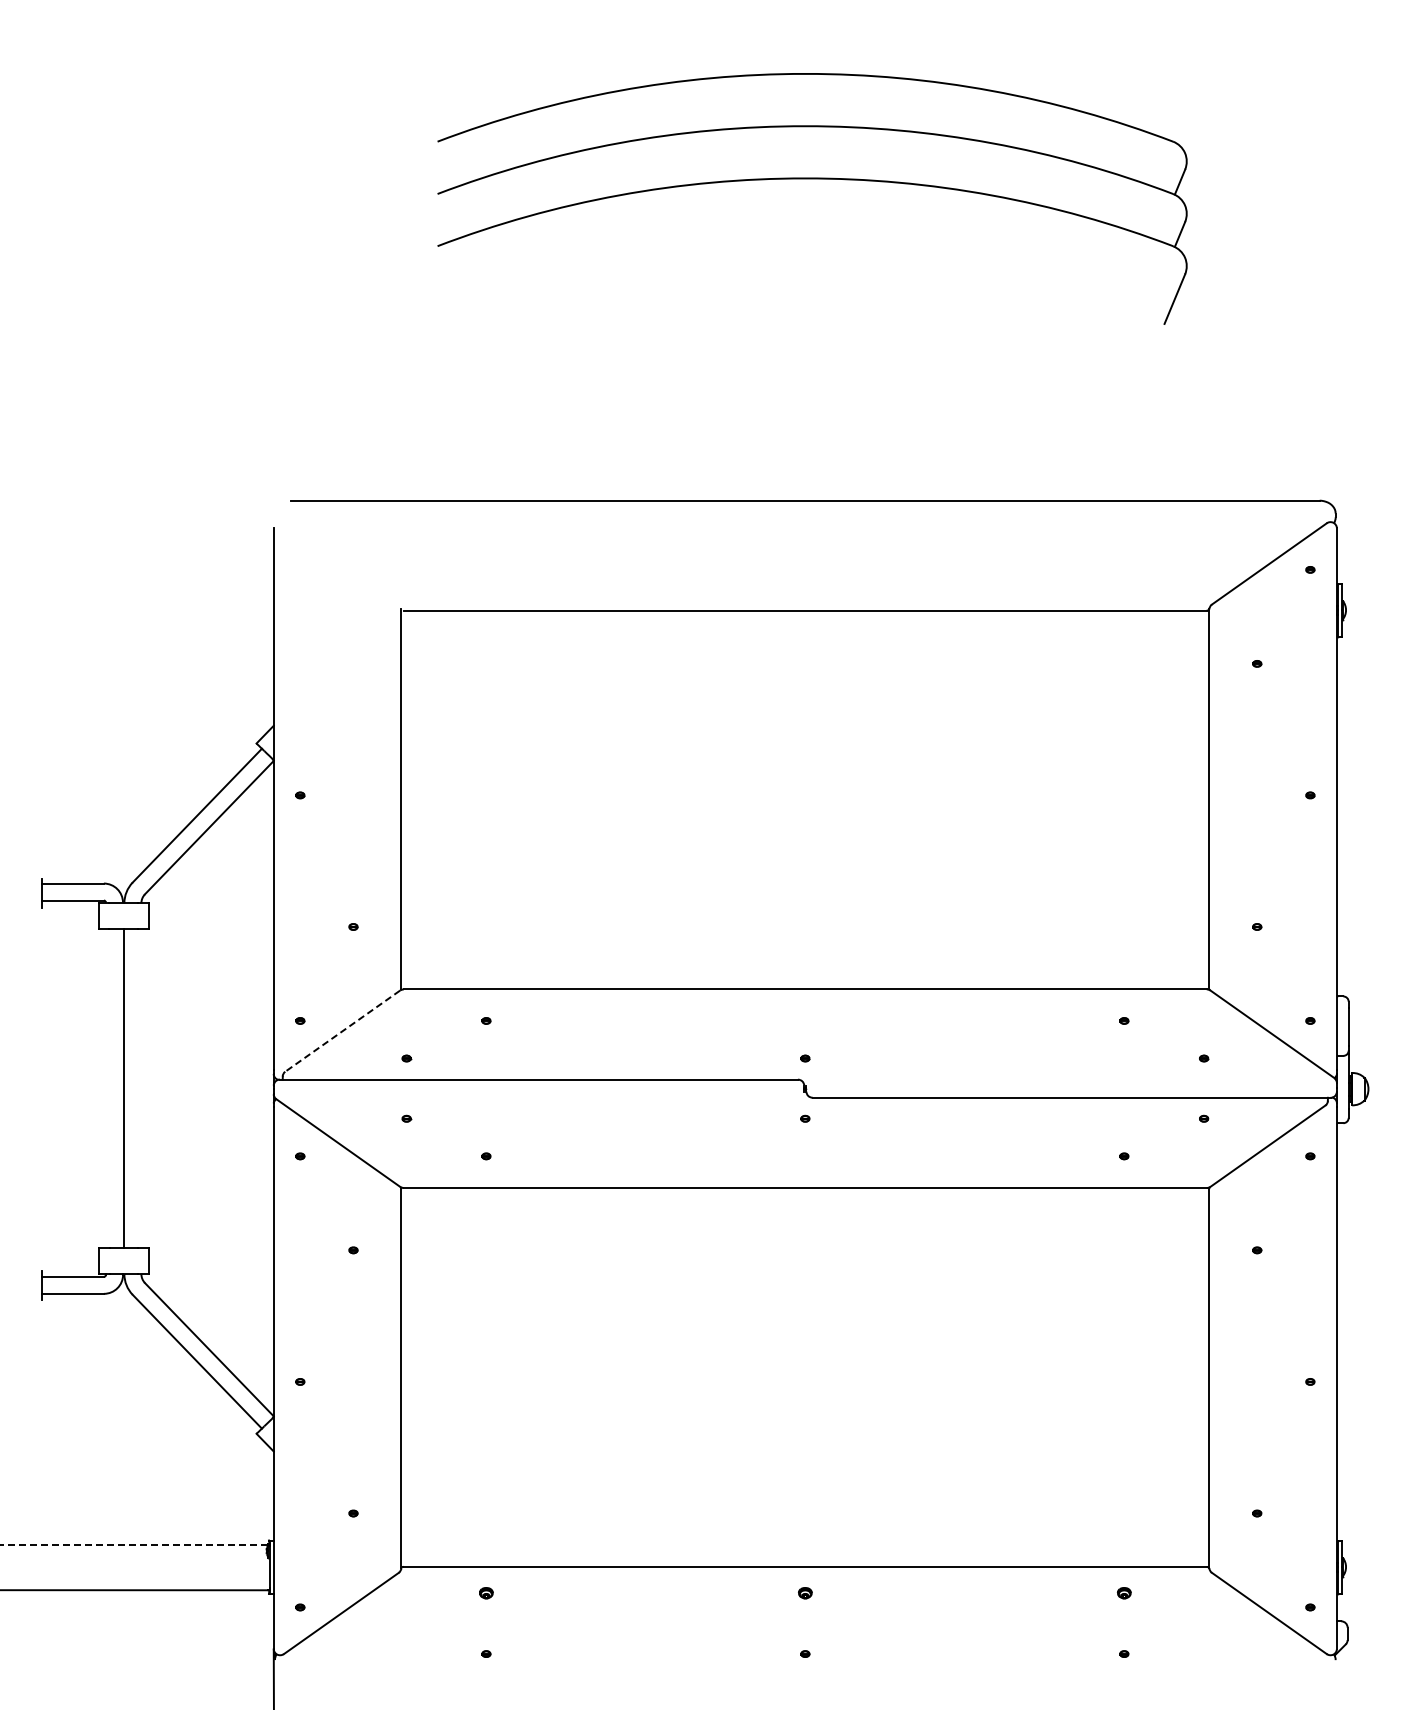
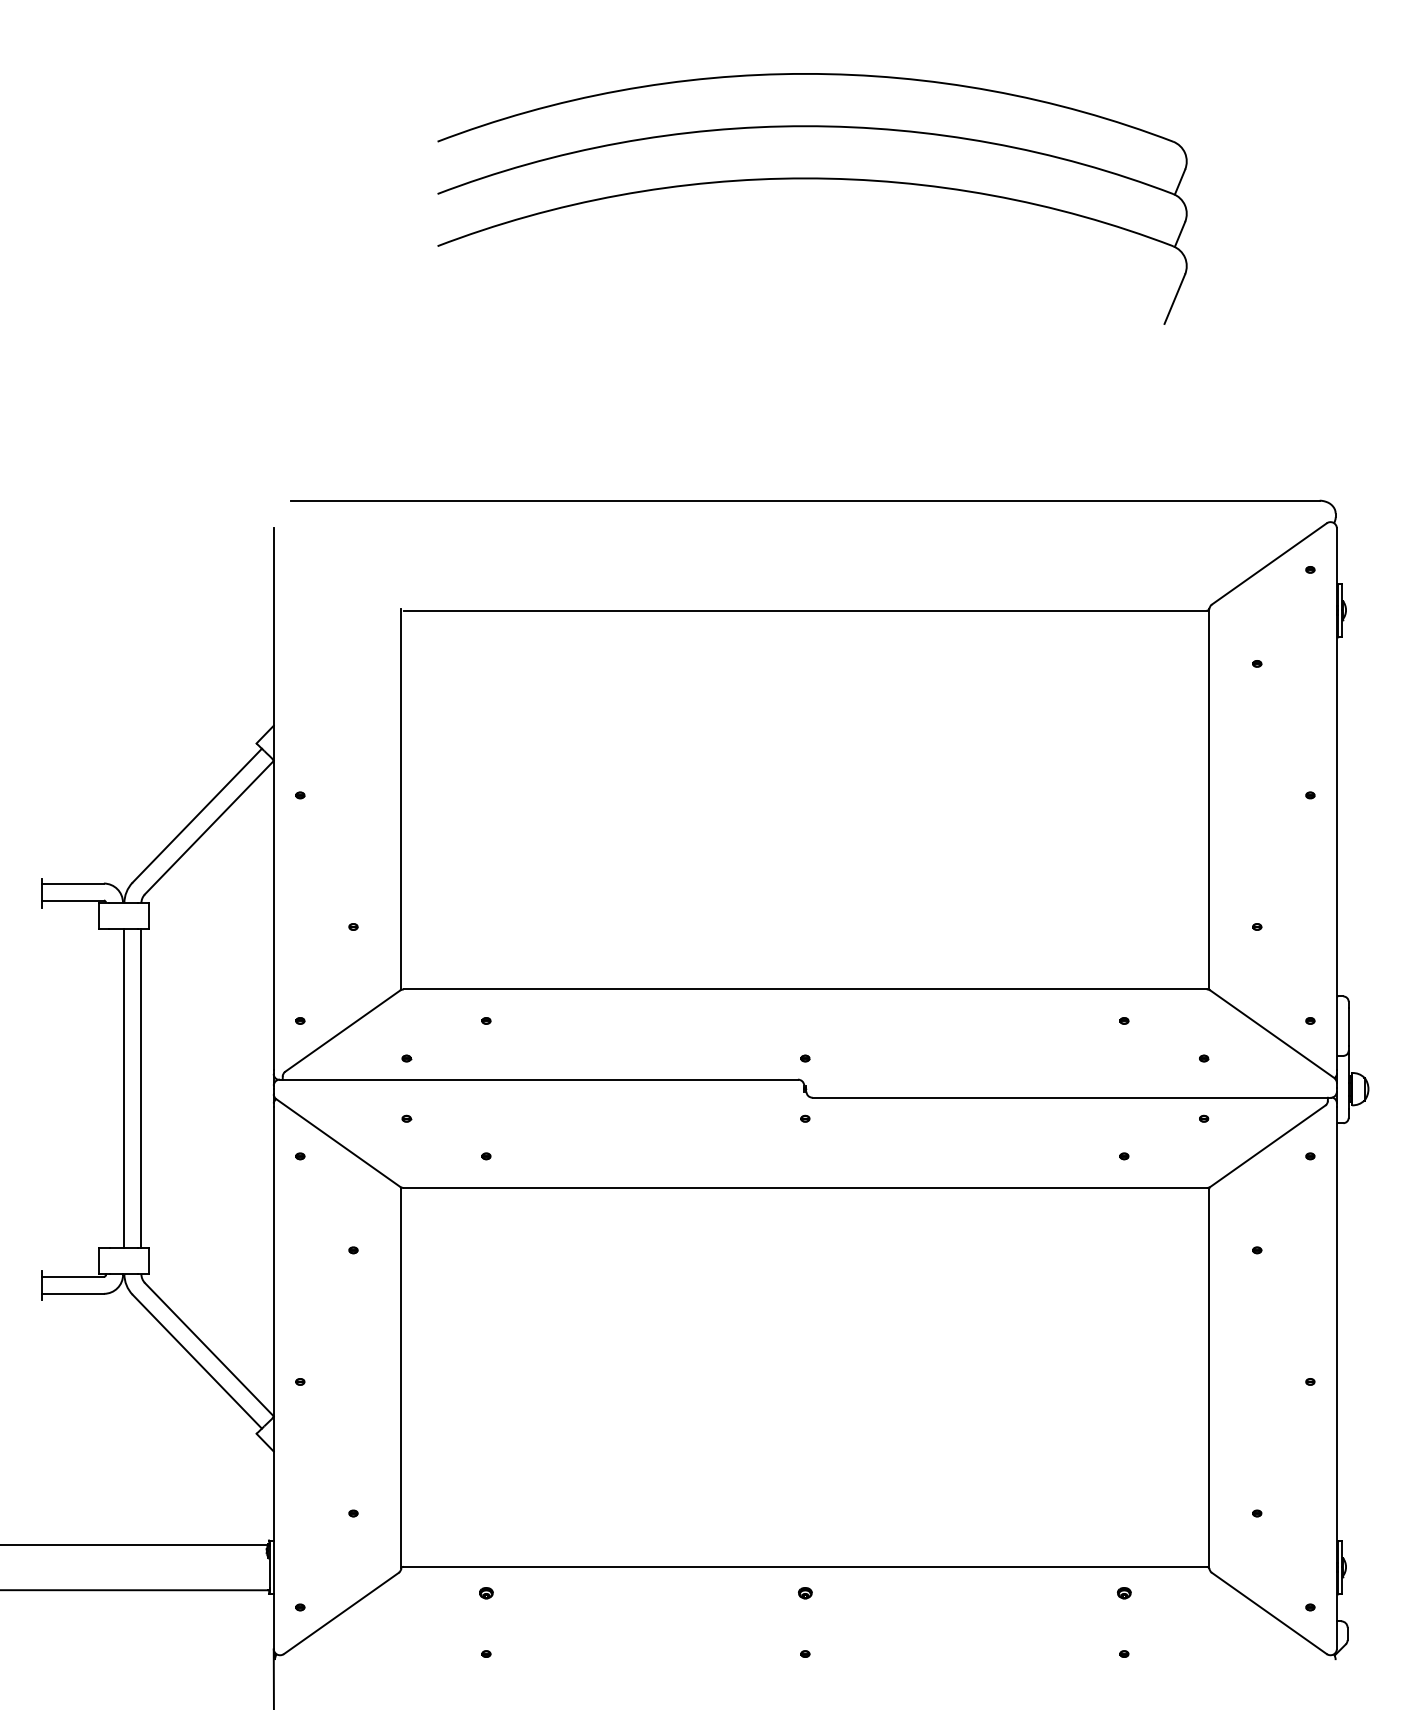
line: dashed -> solid (342, 1031)
line: none -> present (141, 1088)
line: dashed -> solid (134, 1544)
